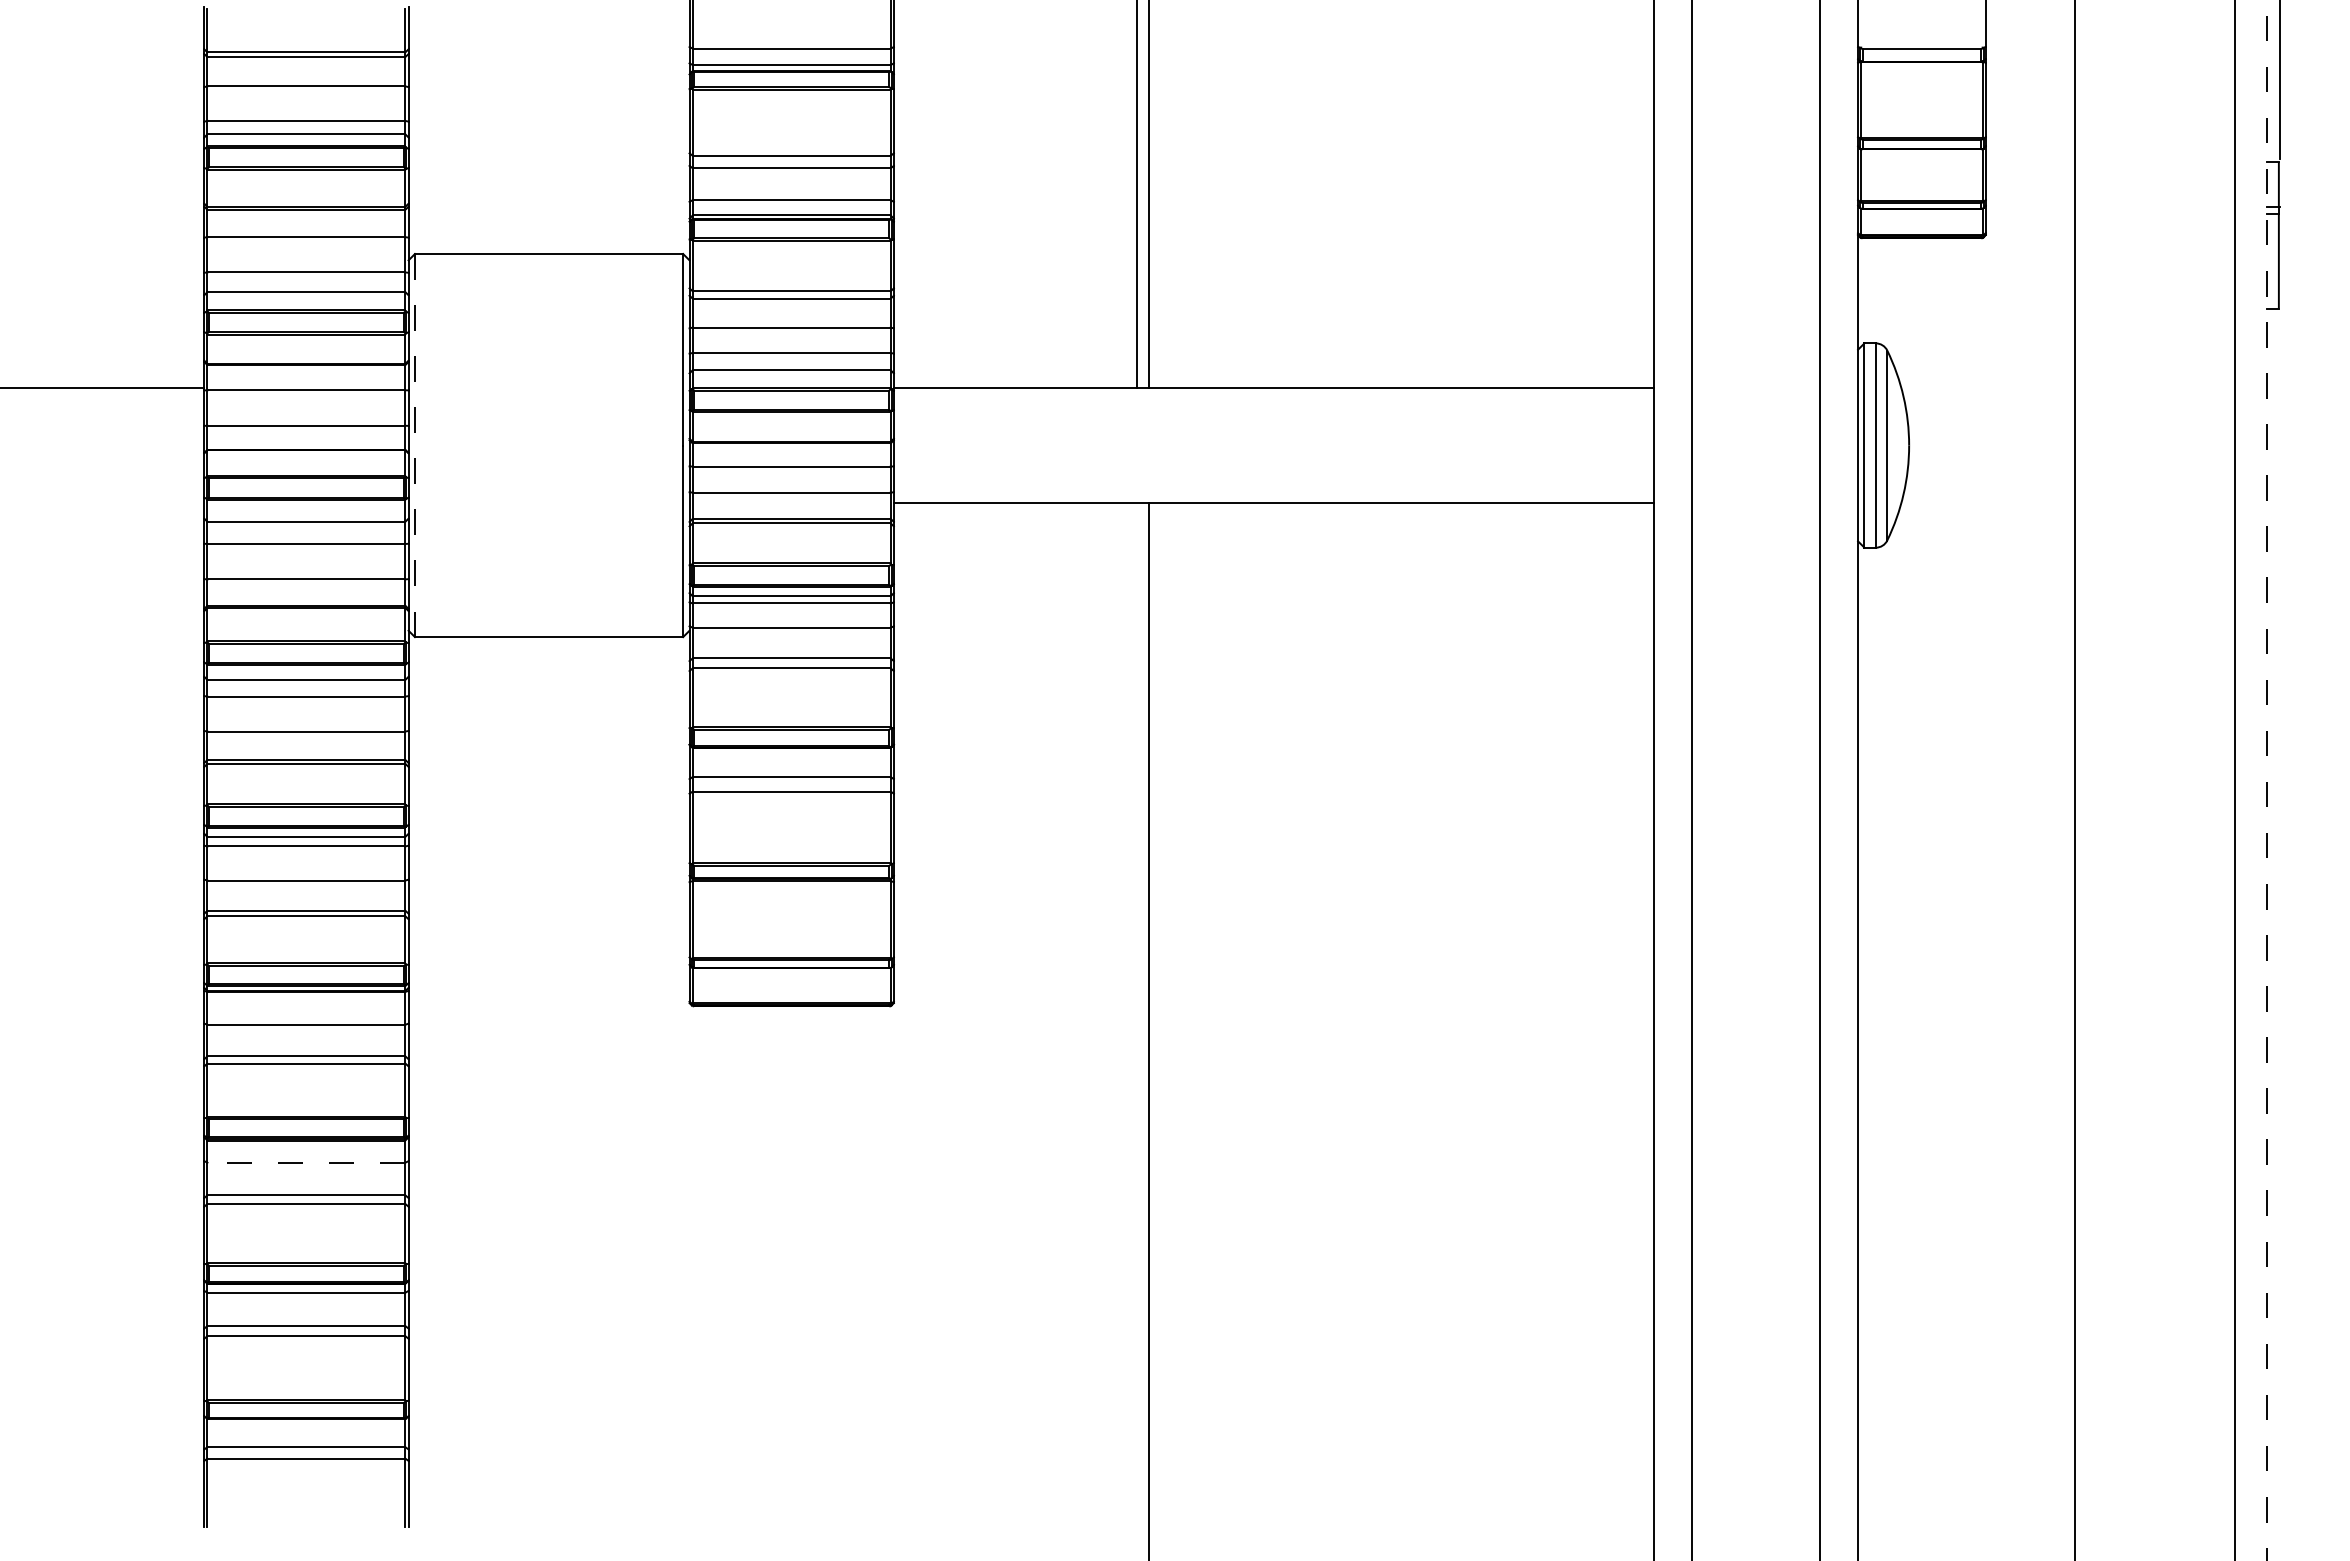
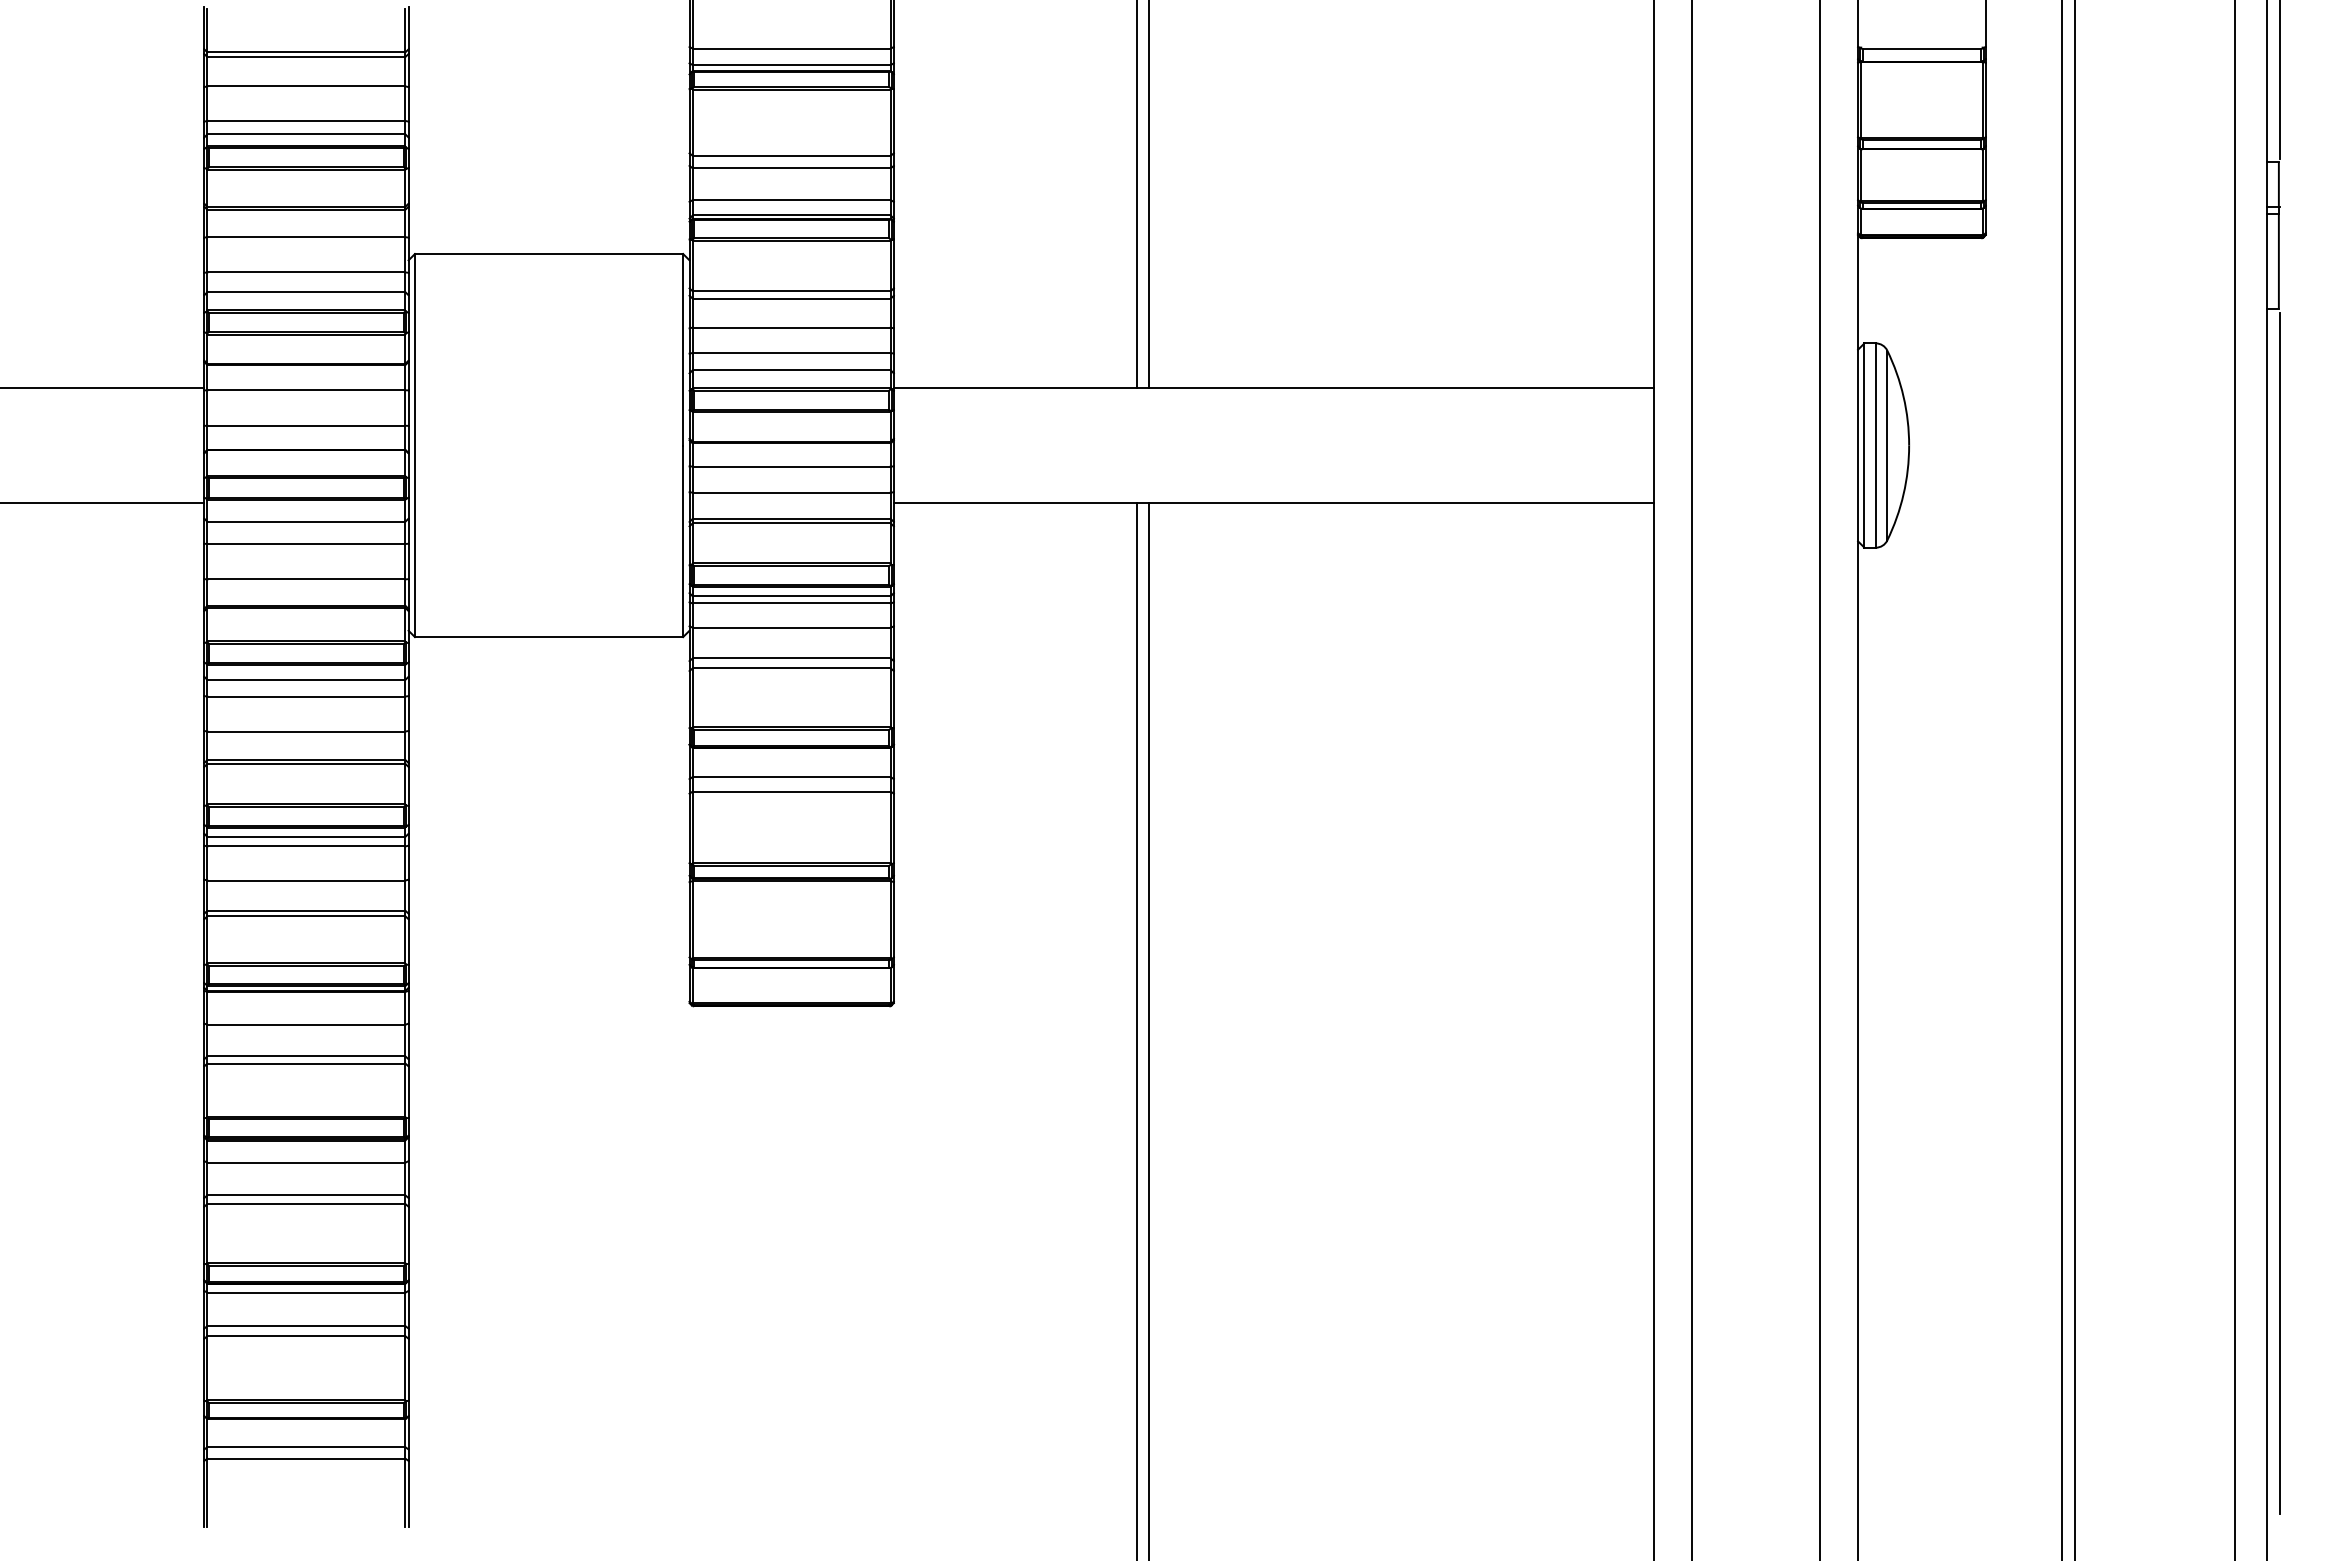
line: dashed -> solid (414, 445)
line: none -> present (103, 503)
line: none -> present (2062, 779)
line: dashed -> solid (2266, 780)
line: none -> present (2279, 913)
line: none -> present (1136, 1030)
line: dashed -> solid (306, 1162)
